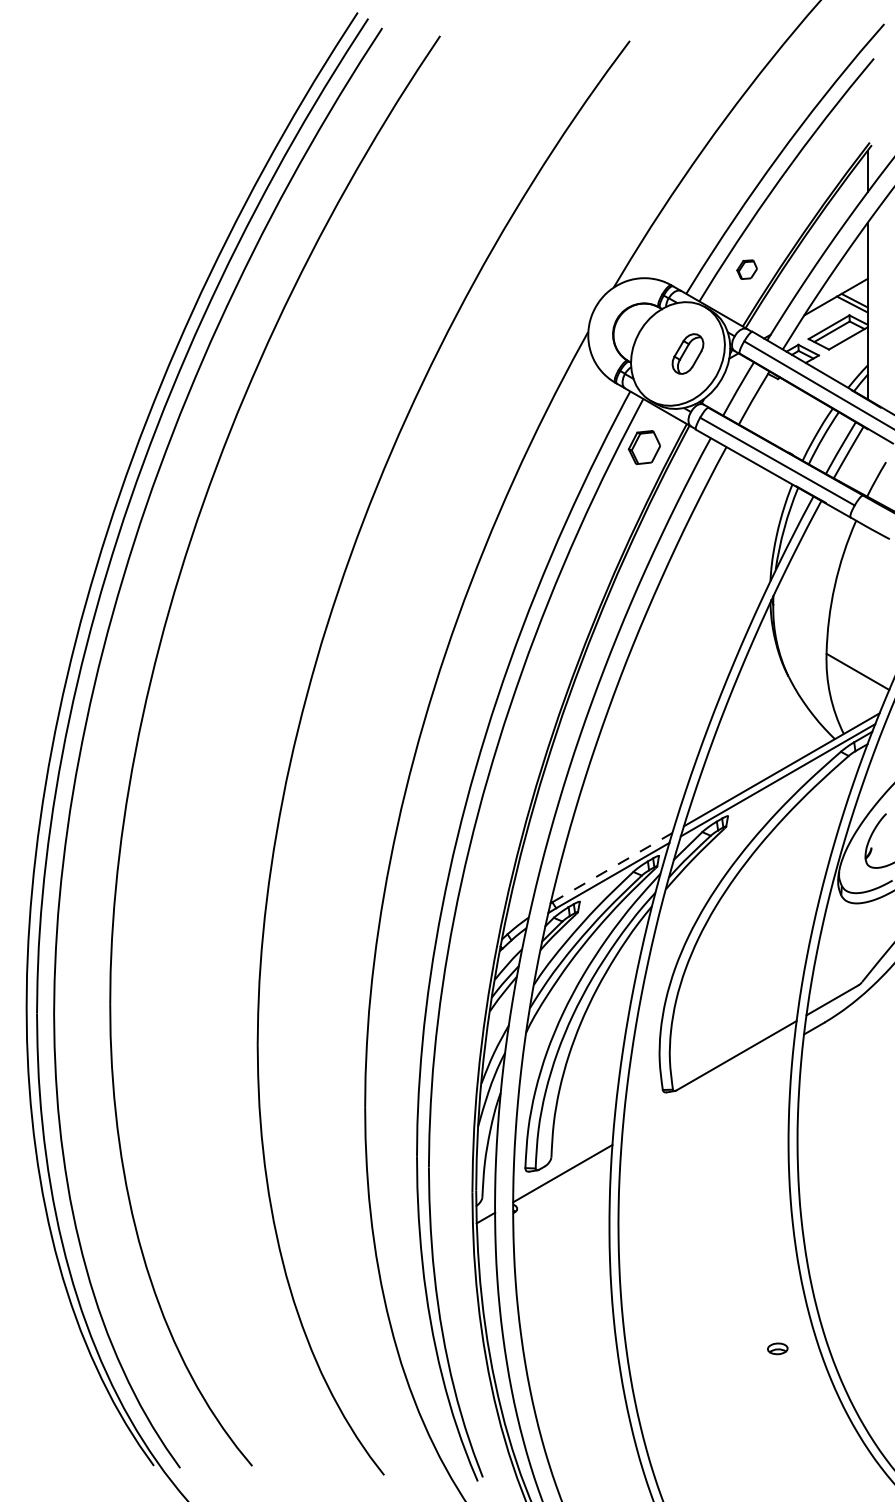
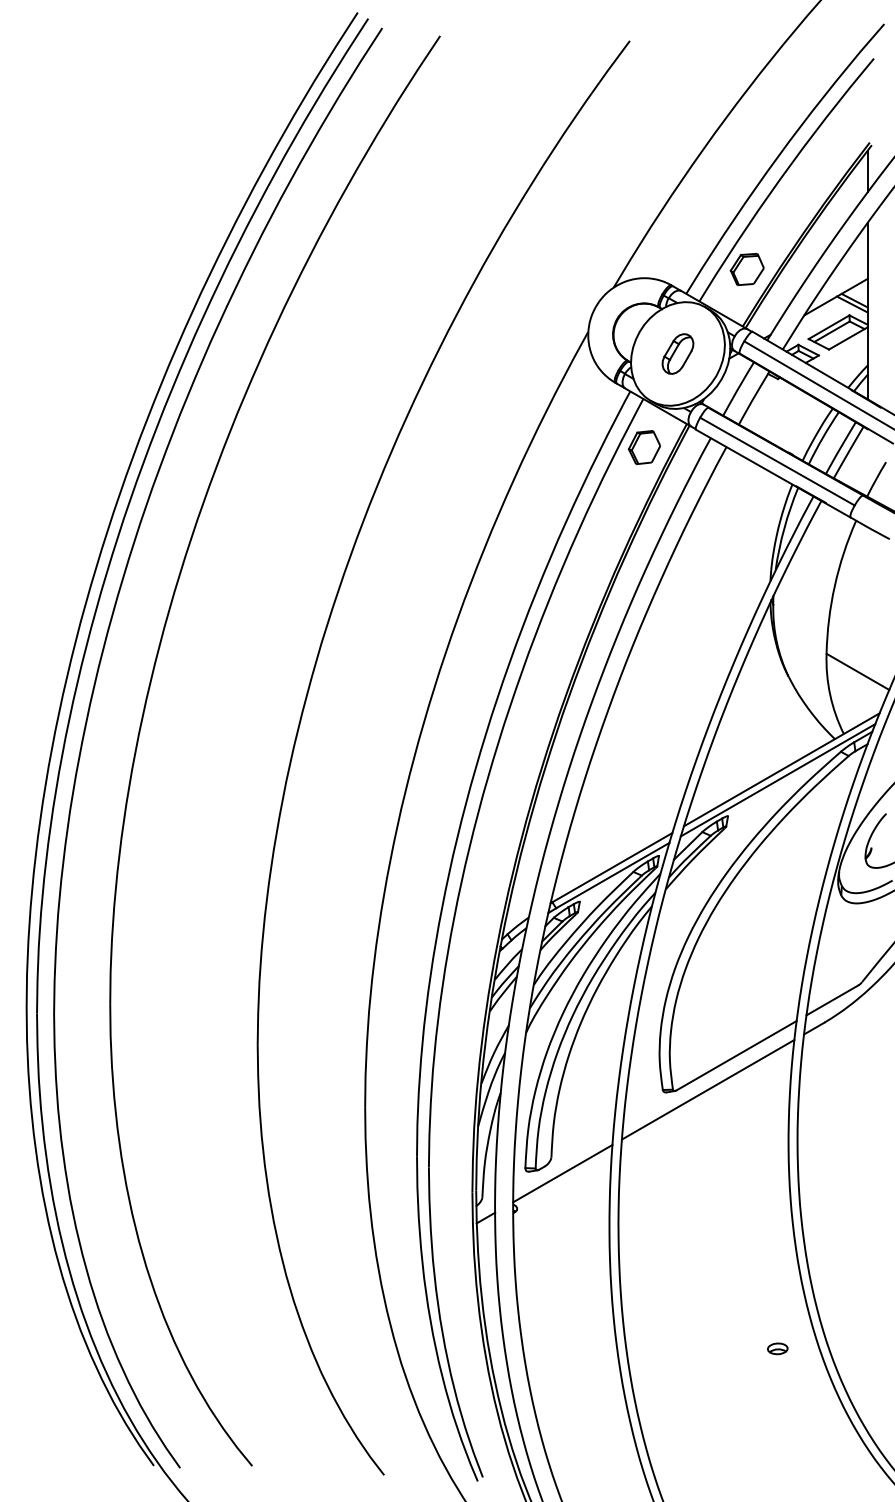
part size: 22x21 px -> 36x34 px (746, 269)
part position: (687, 353) -> (677, 353) (677, 353)
line: dashed -> solid (612, 867)
line: none -> present (708, 1089)
